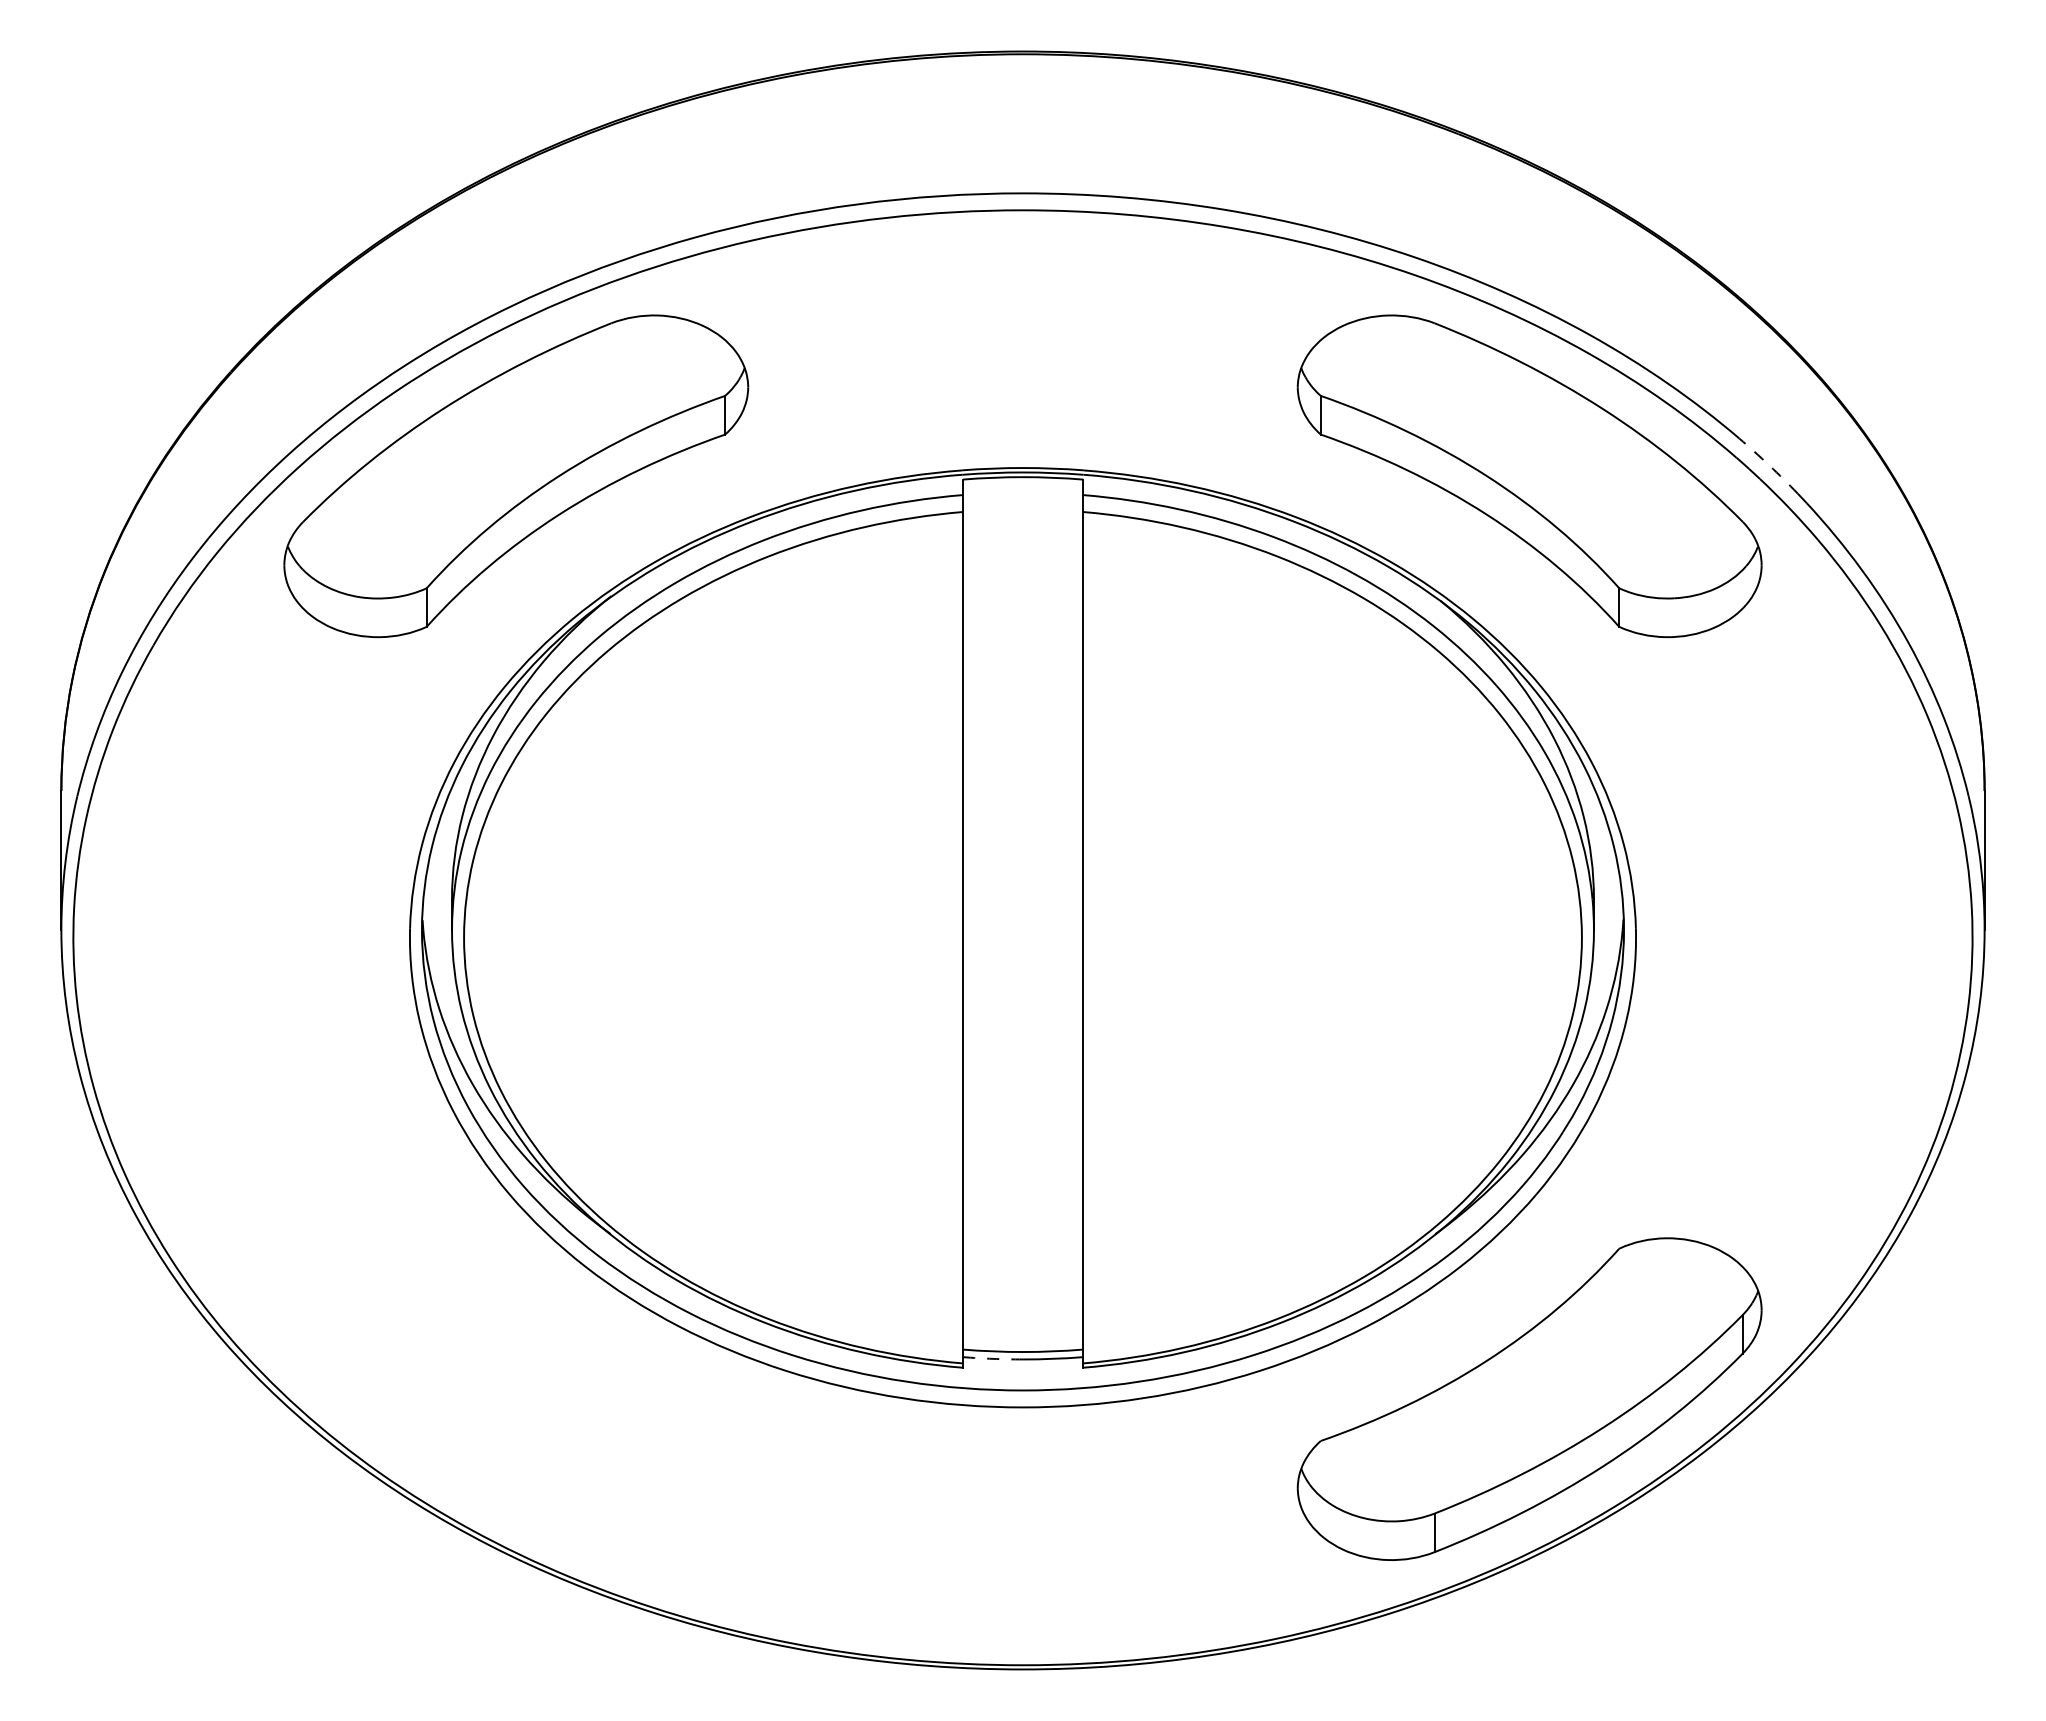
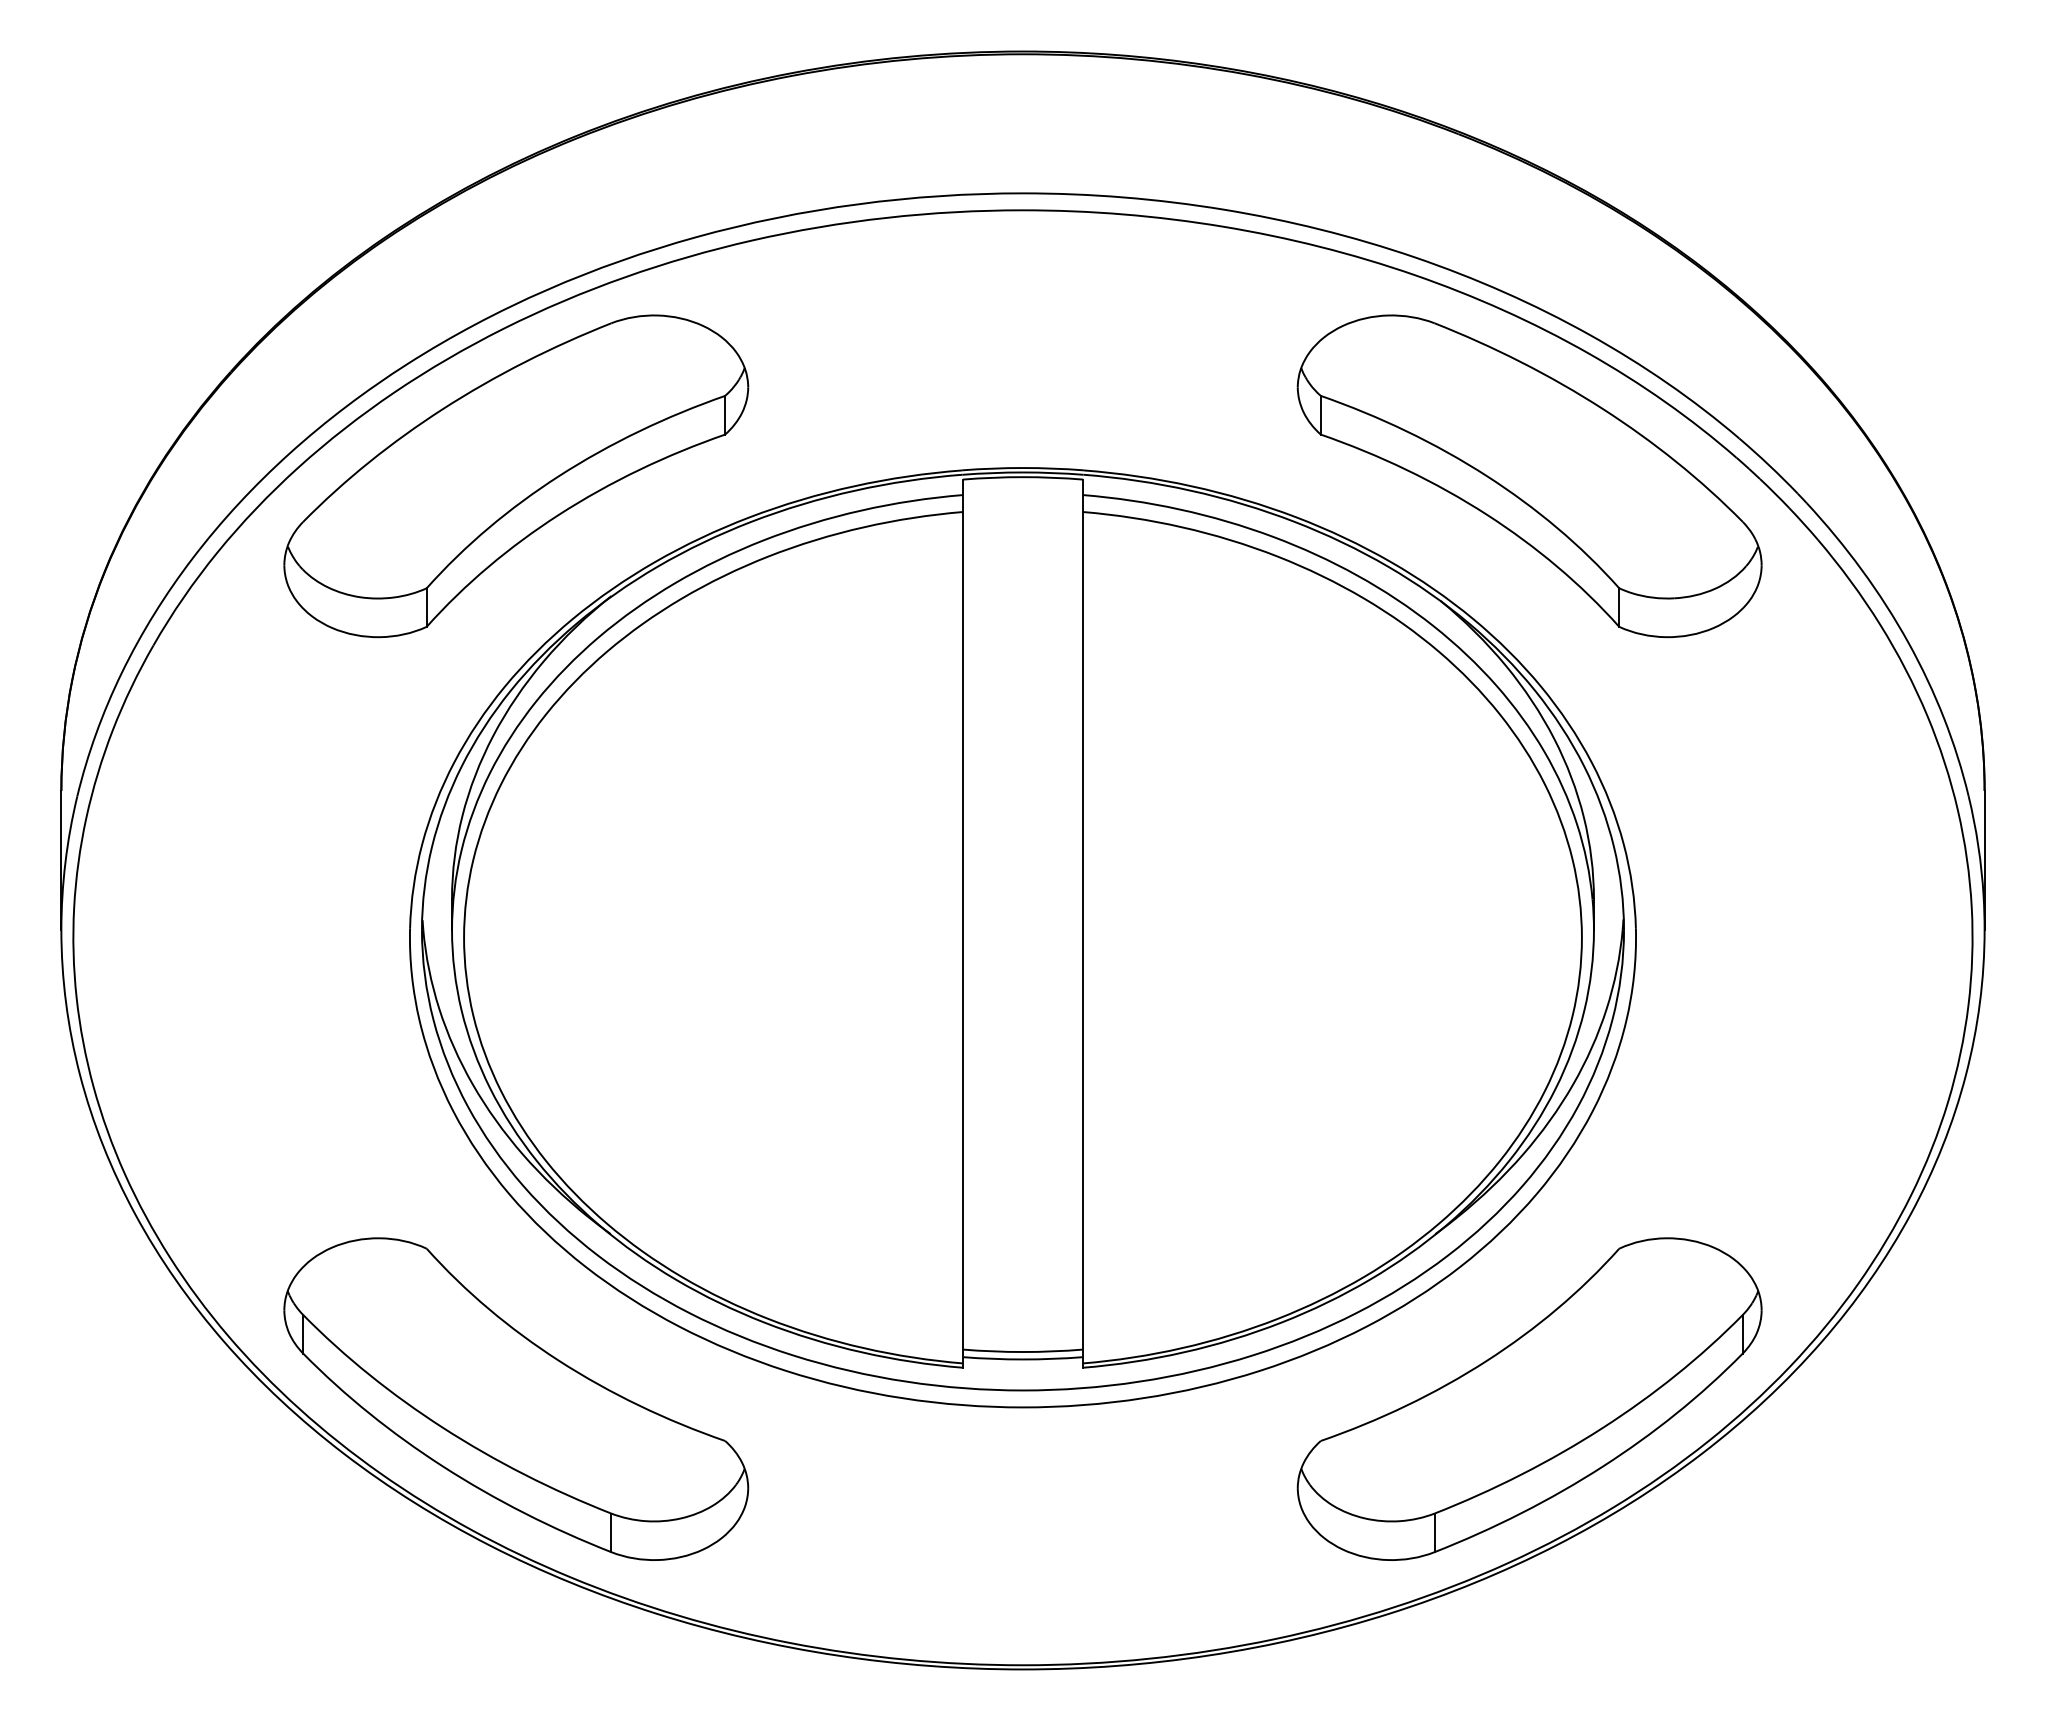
arc: dashed -> solid (1769, 465)
arc: dashed -> solid (993, 1358)
part: none -> present (516, 1398)
